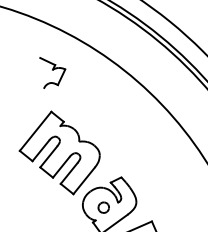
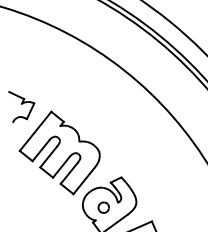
part position: (52, 72) -> (21, 106) (21, 106)
